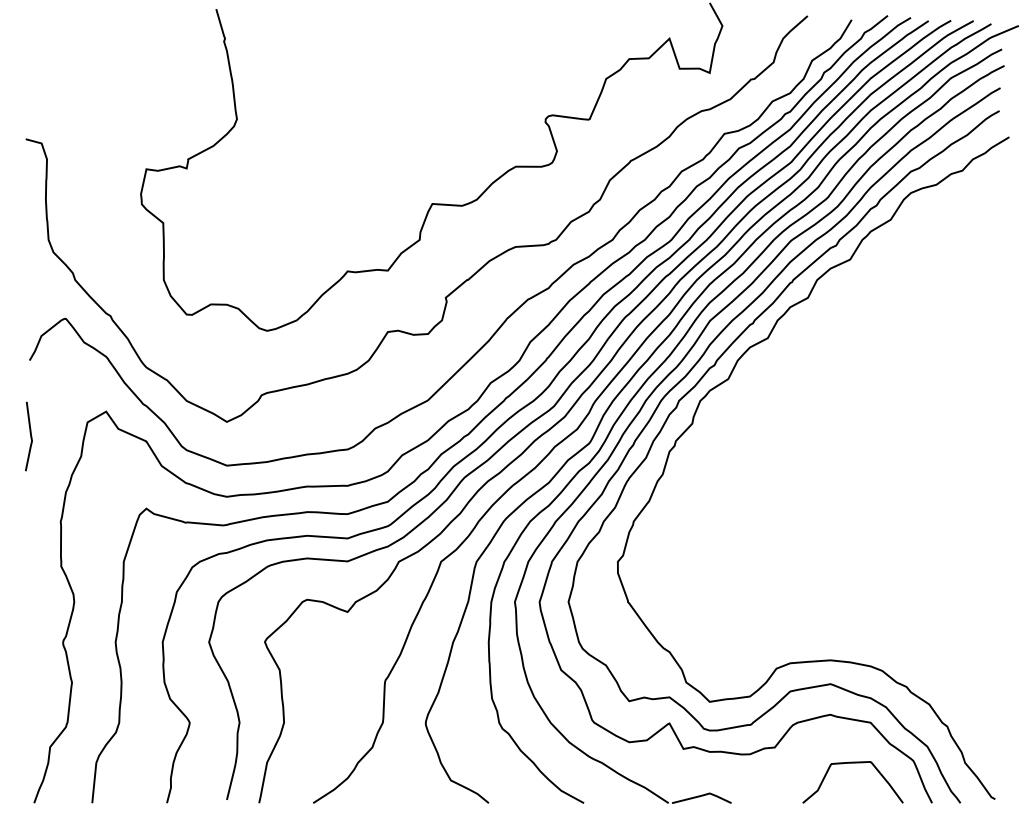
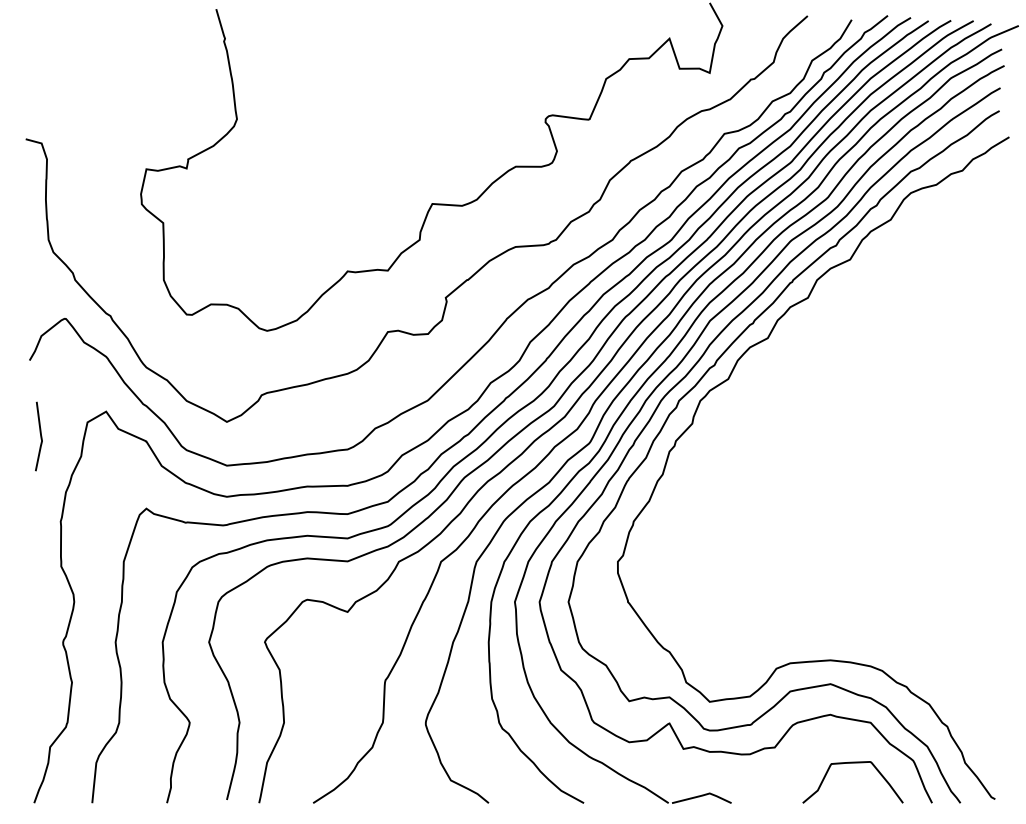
line position: (30, 436) -> (40, 436) (40, 436)
